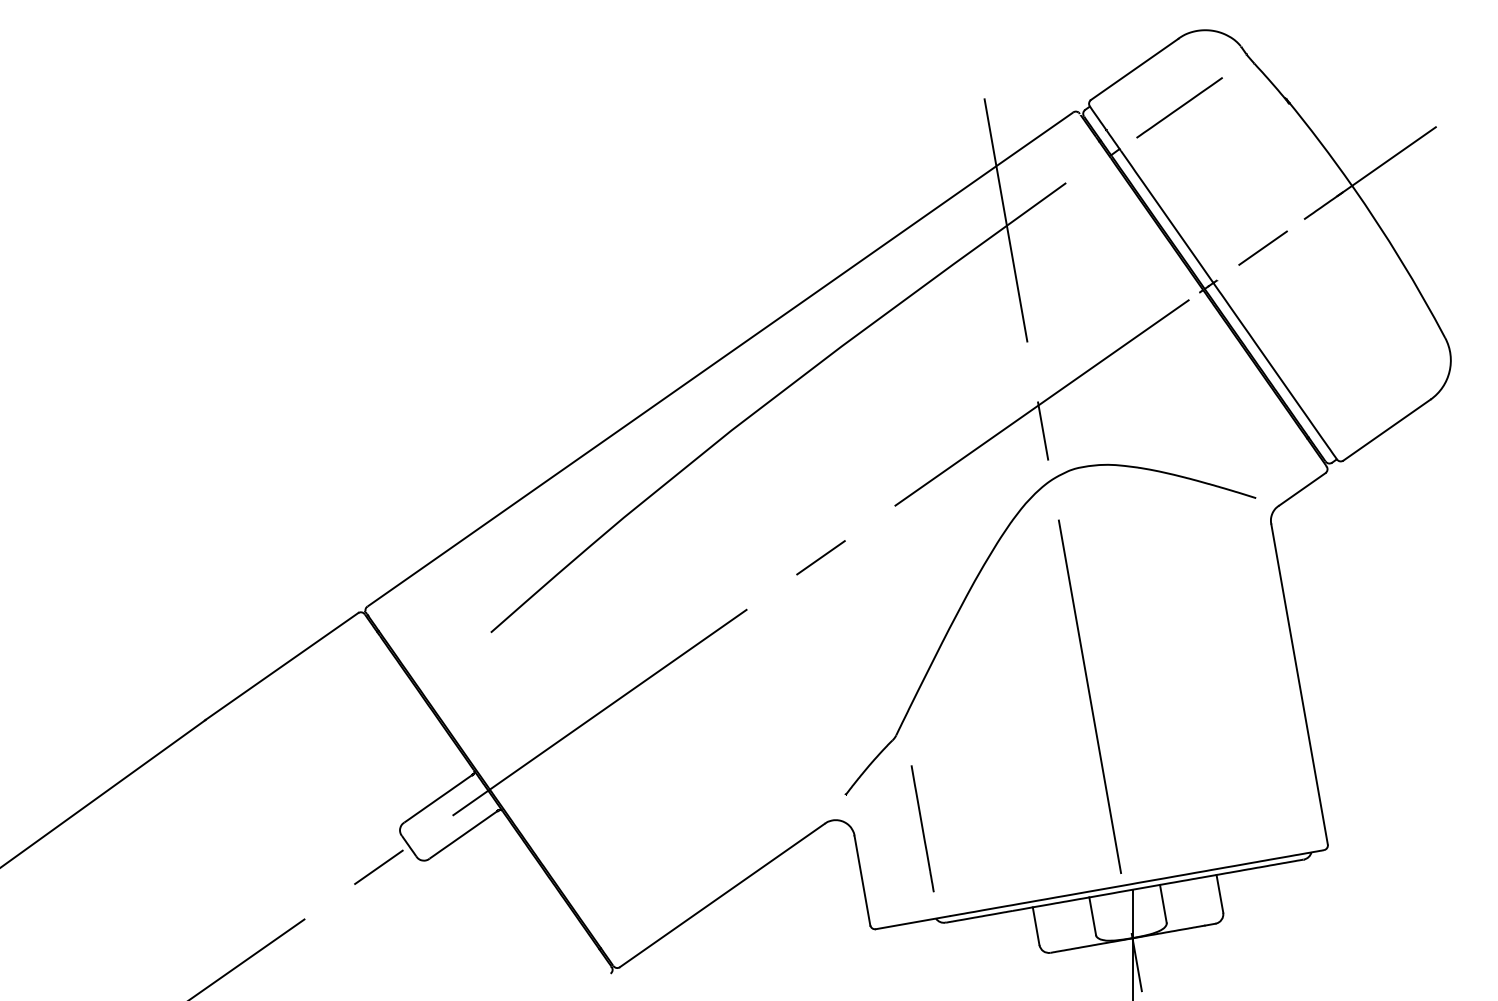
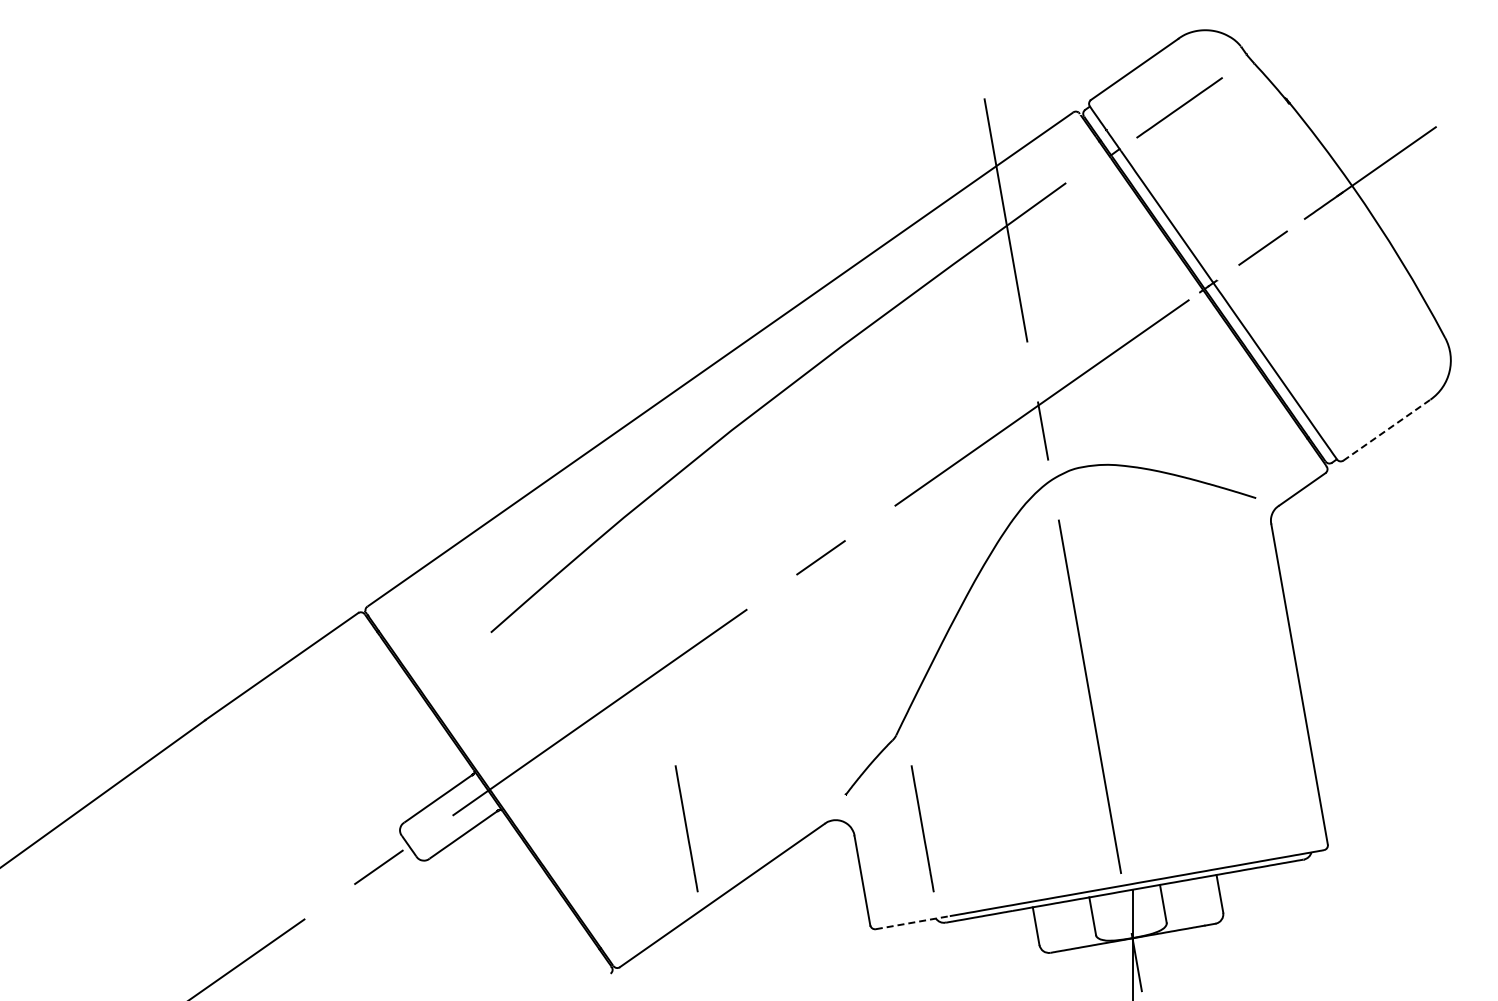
line: solid -> dashed (1387, 429)
line: none -> present (686, 828)
line: solid -> dashed (912, 922)
